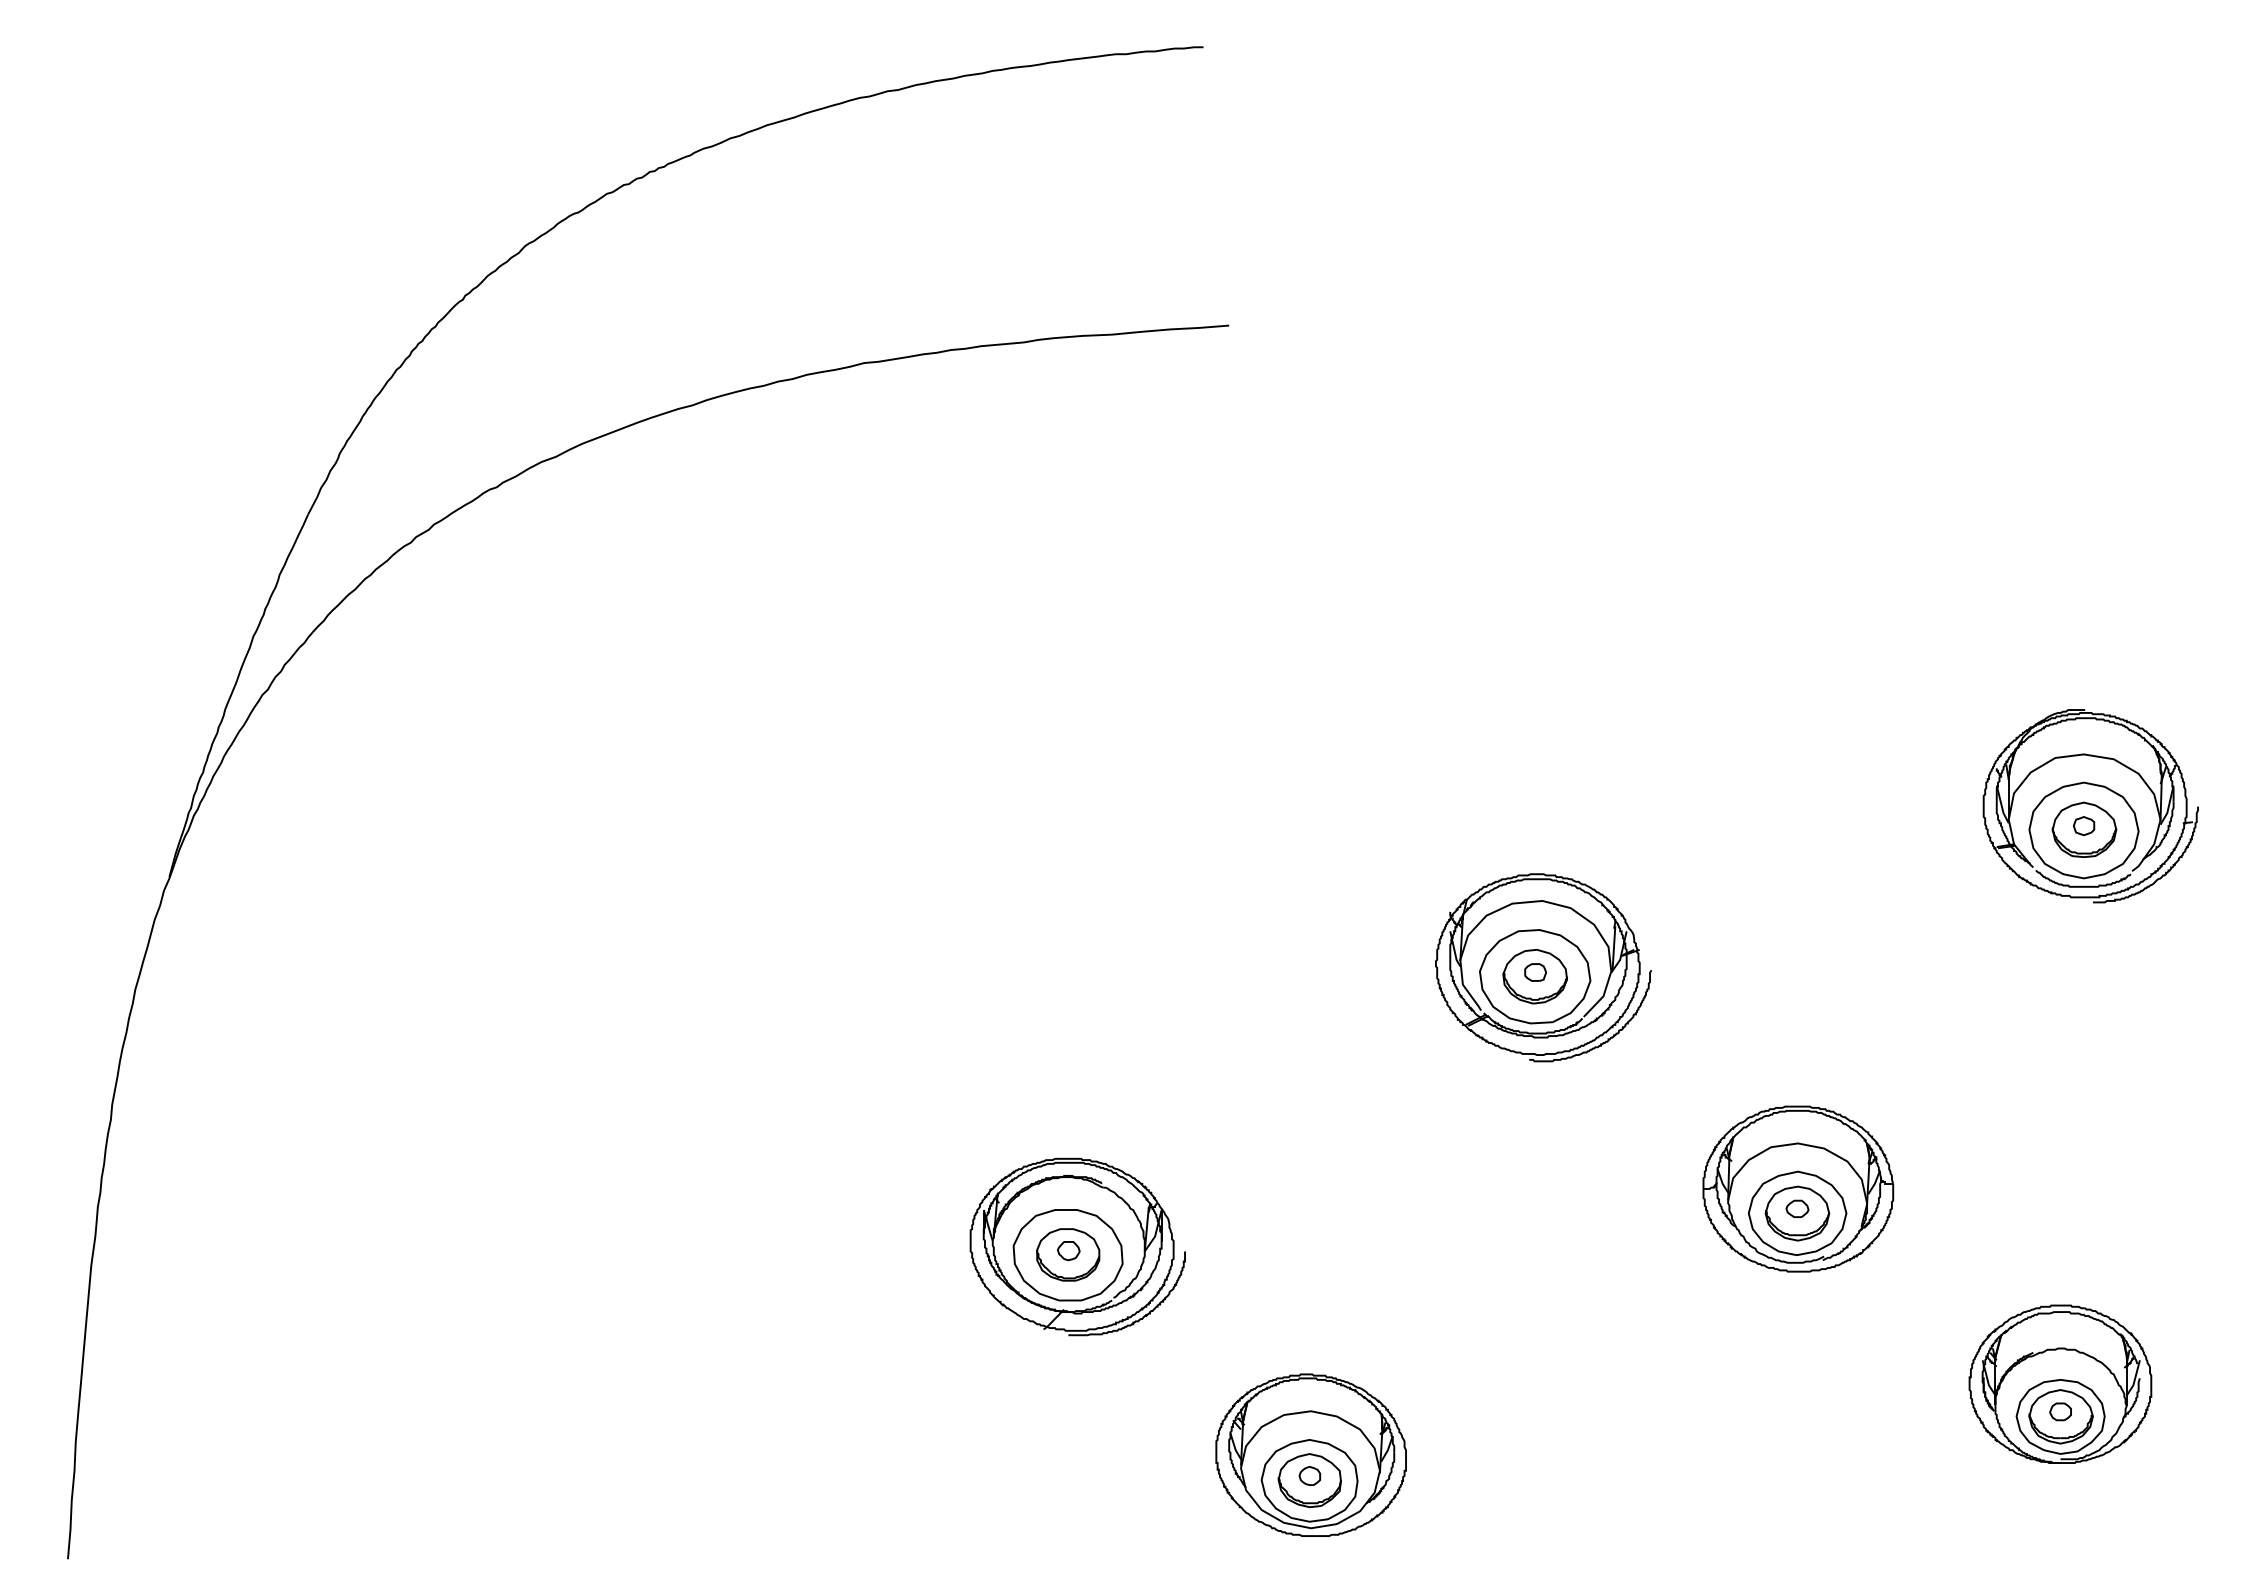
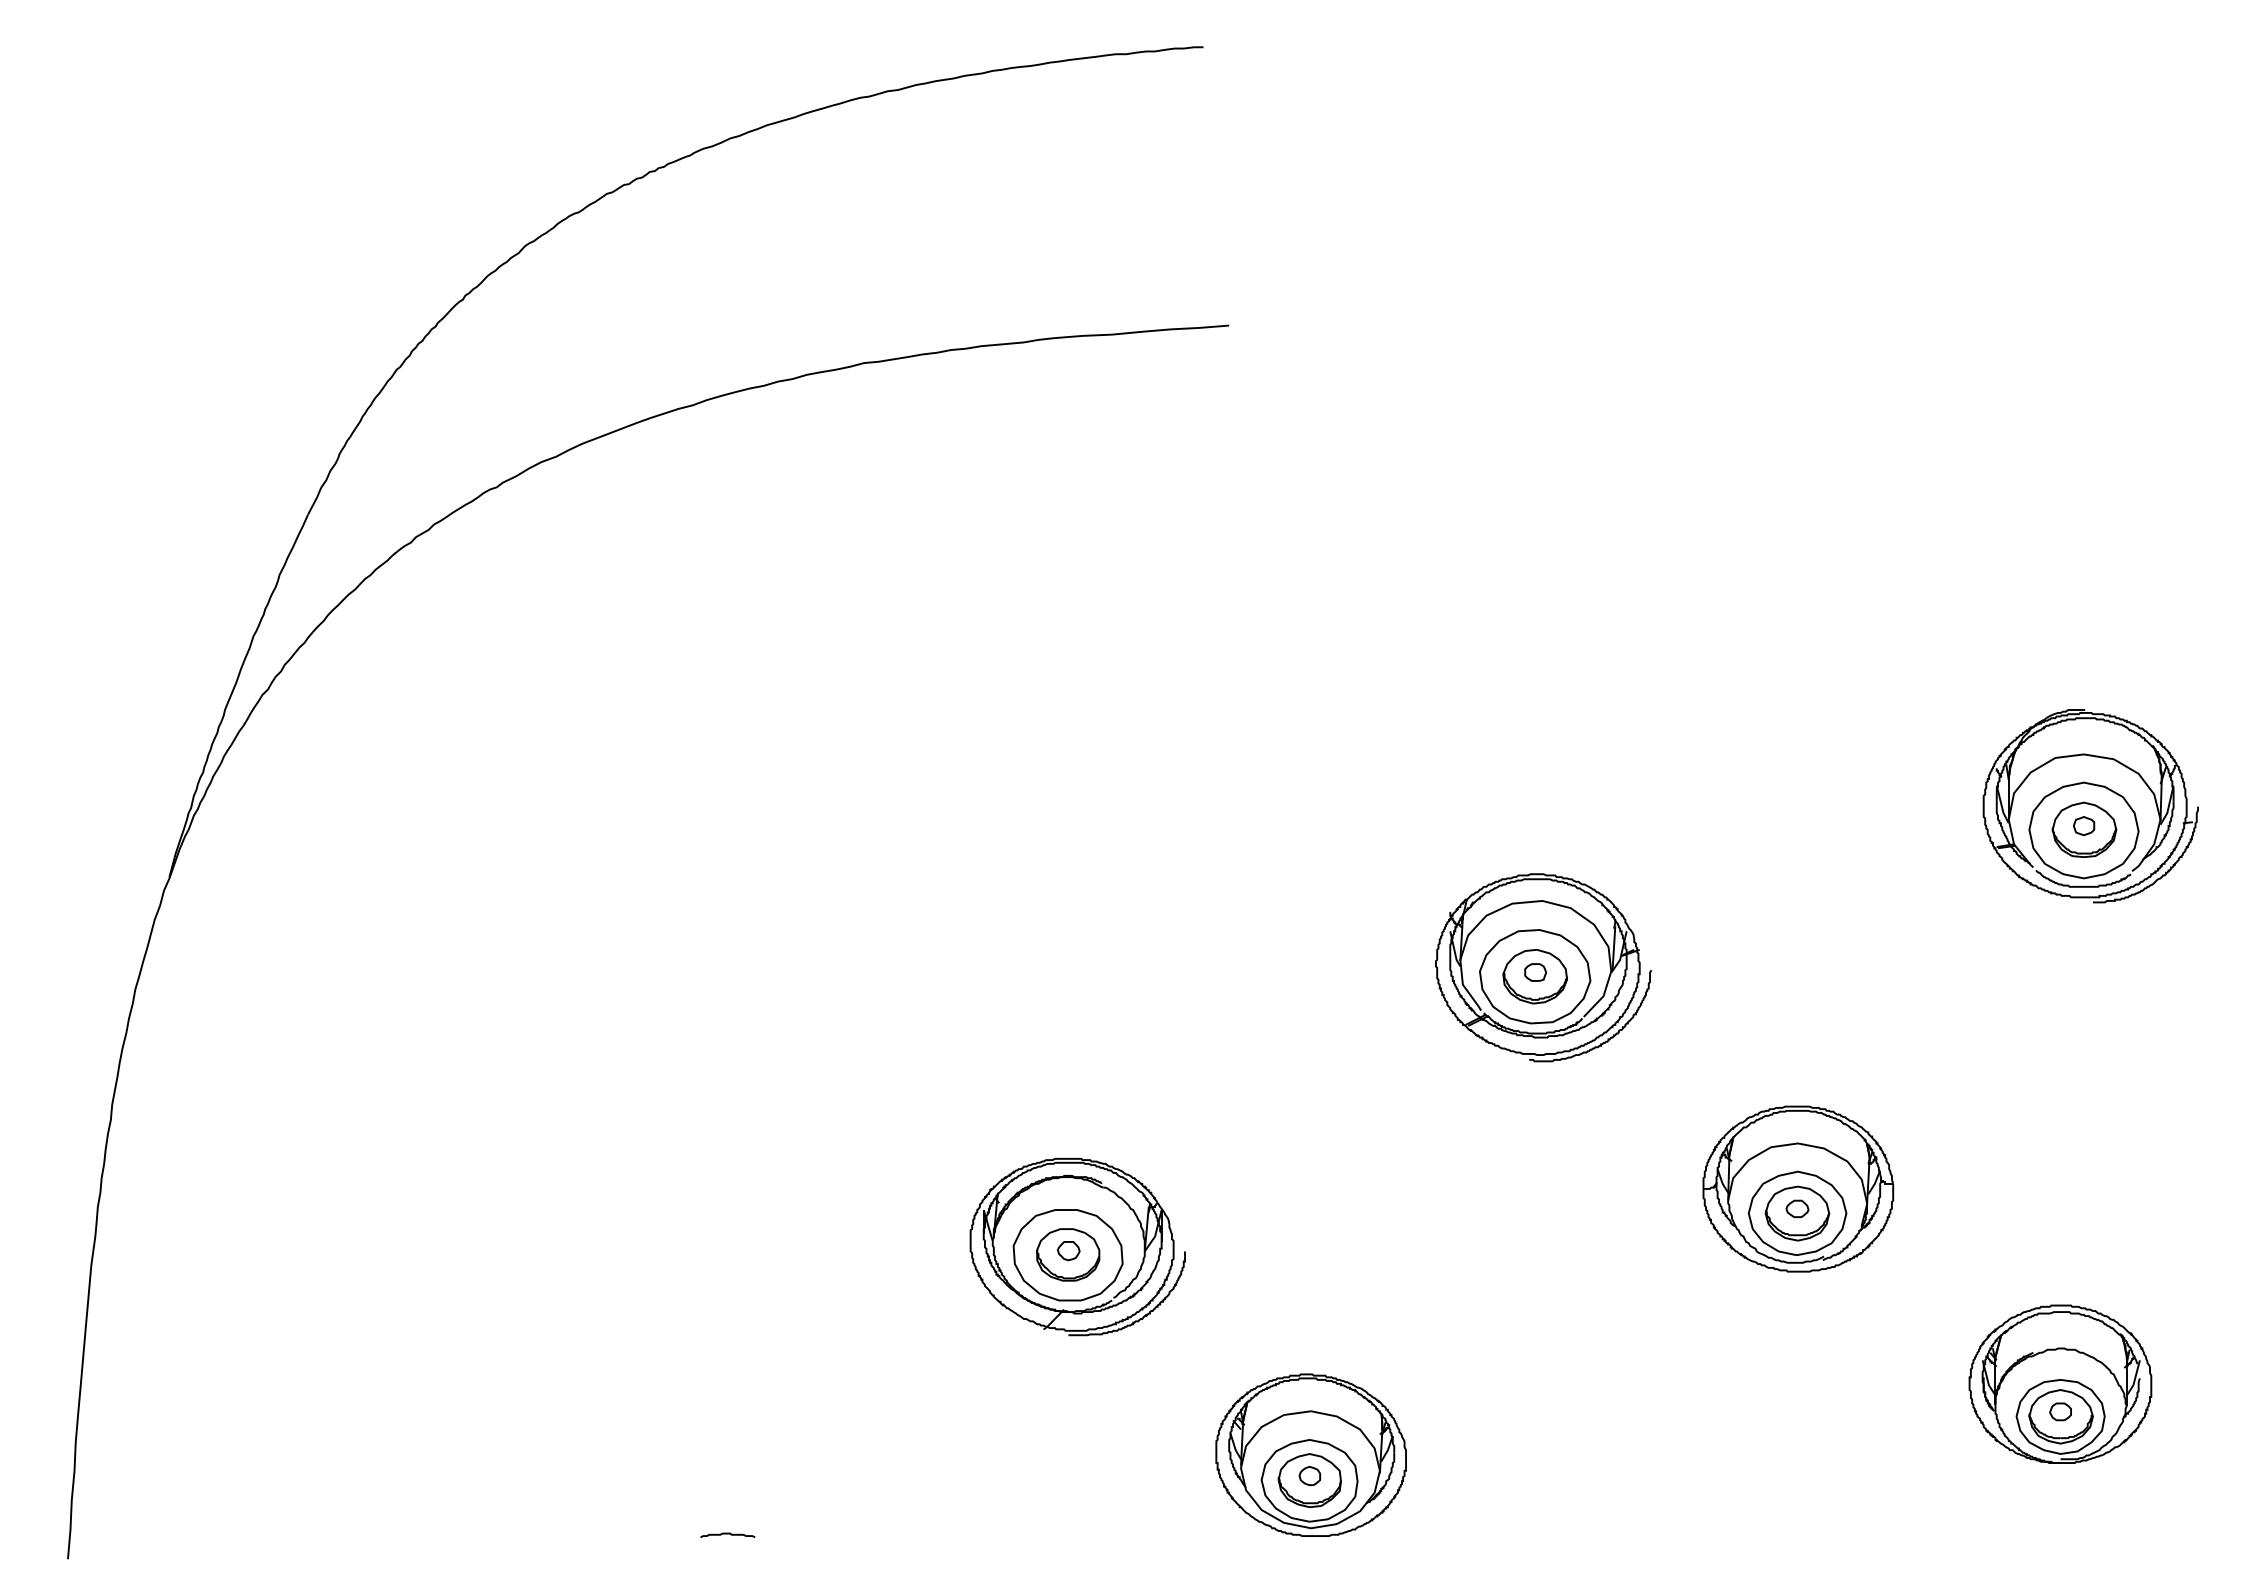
curve: none -> present (727, 1534)
